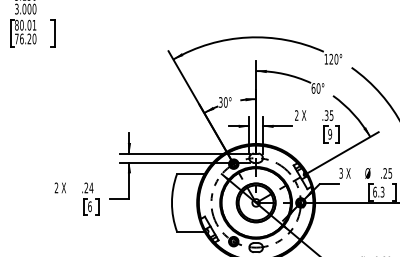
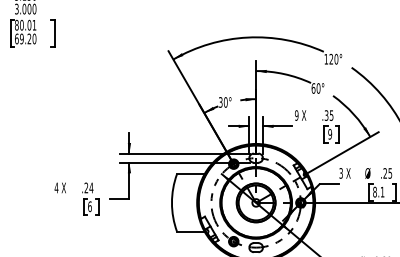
text: 76.20 -> 69.20 (19, 38)
text: 2 -> 9 (296, 115)
text: 2 -> 4 (56, 187)
text: 6.3 -> 8.1 (378, 191)
